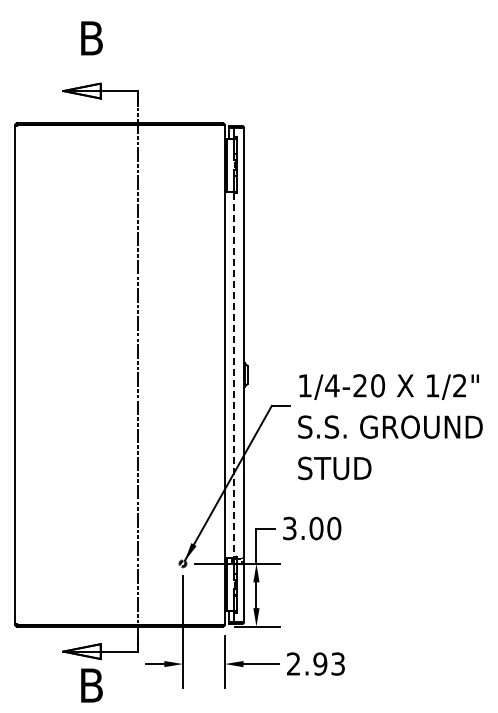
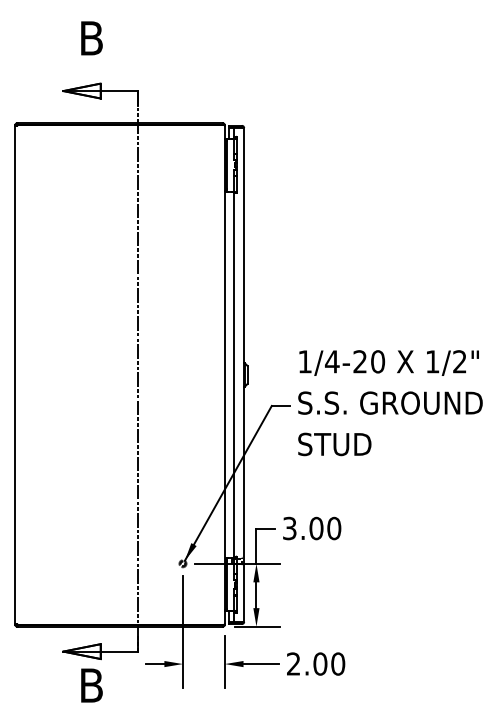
line: dashed -> solid (234, 374)
text position: (390, 427) -> (390, 403) (390, 403)
text: 2.93 -> 2.00 (329, 663)
